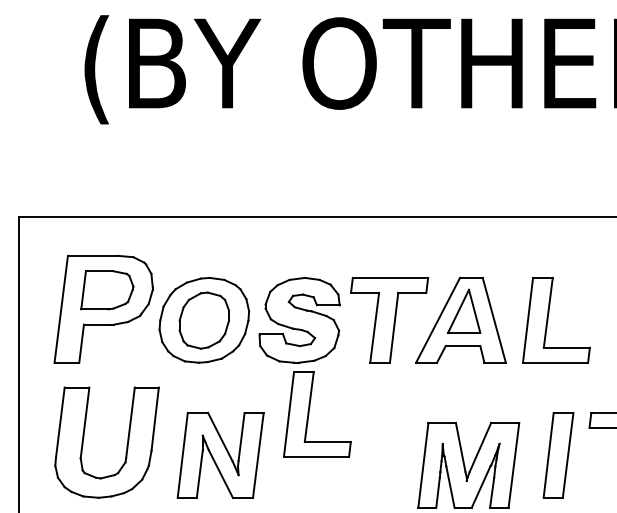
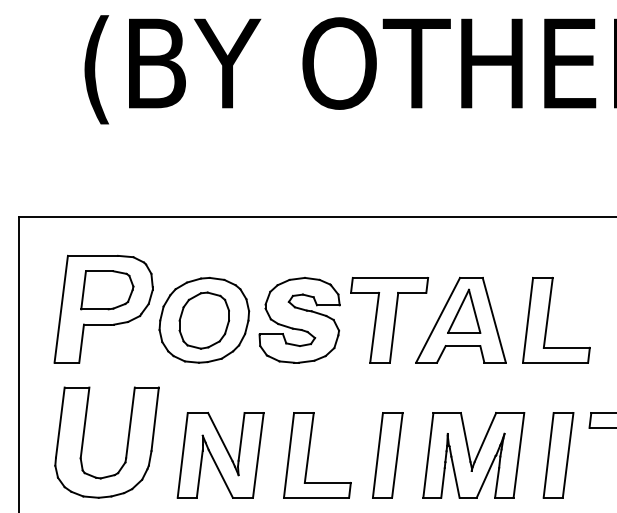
part position: (309, 414) -> (309, 455) (309, 455)
part: none -> present (387, 455)
part position: (468, 465) -> (473, 455) (473, 455)
